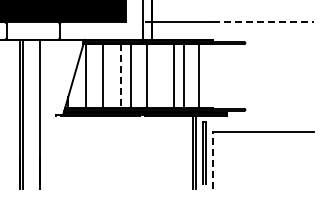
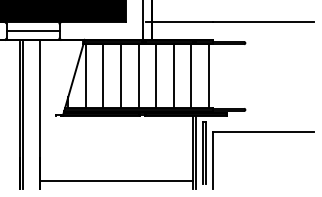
line: dashed -> solid (263, 22)
line: none -> present (32, 31)
line: dashed -> solid (121, 75)
line position: (130, 75) -> (138, 75) (138, 75)
line position: (147, 75) -> (156, 75) (156, 75)
line position: (184, 75) -> (191, 75) (191, 75)
line position: (199, 75) -> (209, 75) (209, 75)
line: dashed -> solid (213, 160)
line: none -> present (116, 180)
